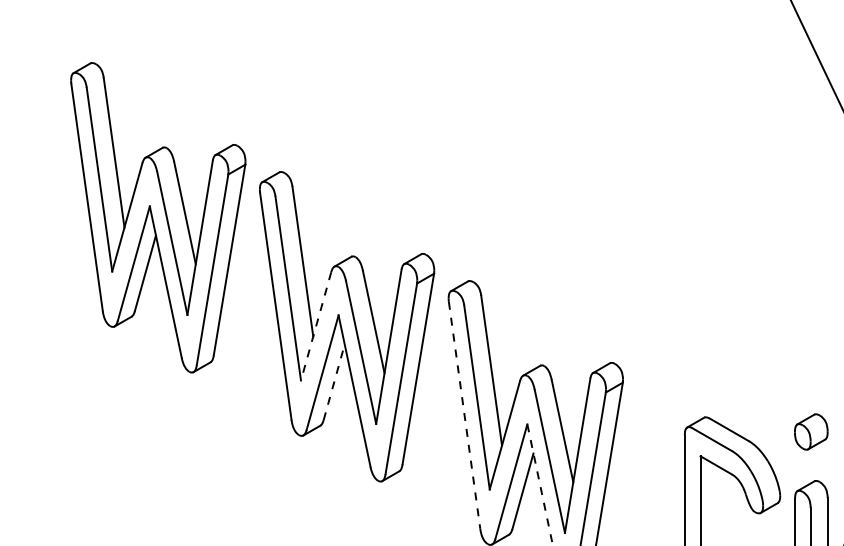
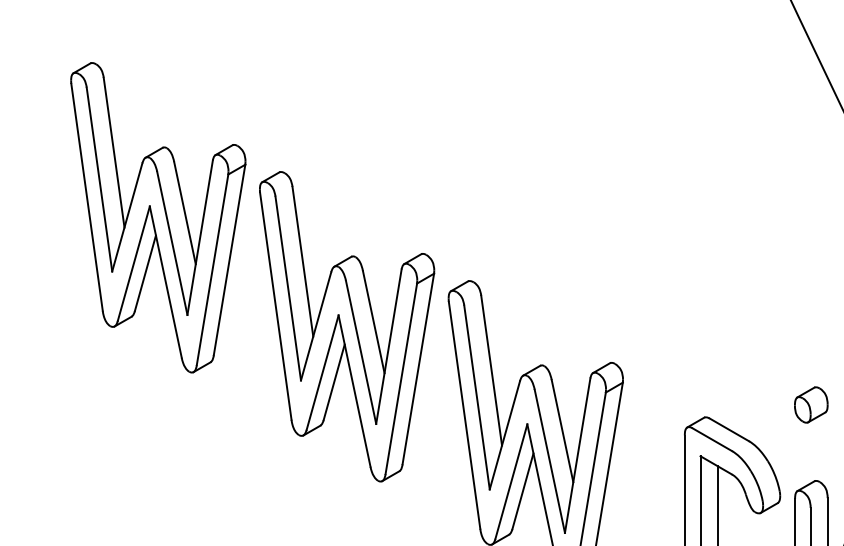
line: dashed -> solid (315, 326)
line: dashed -> solid (334, 381)
line: dashed -> solid (464, 415)
part position: (811, 431) -> (811, 404) (811, 404)
line: dashed -> solid (540, 484)
line: none -> present (717, 504)
